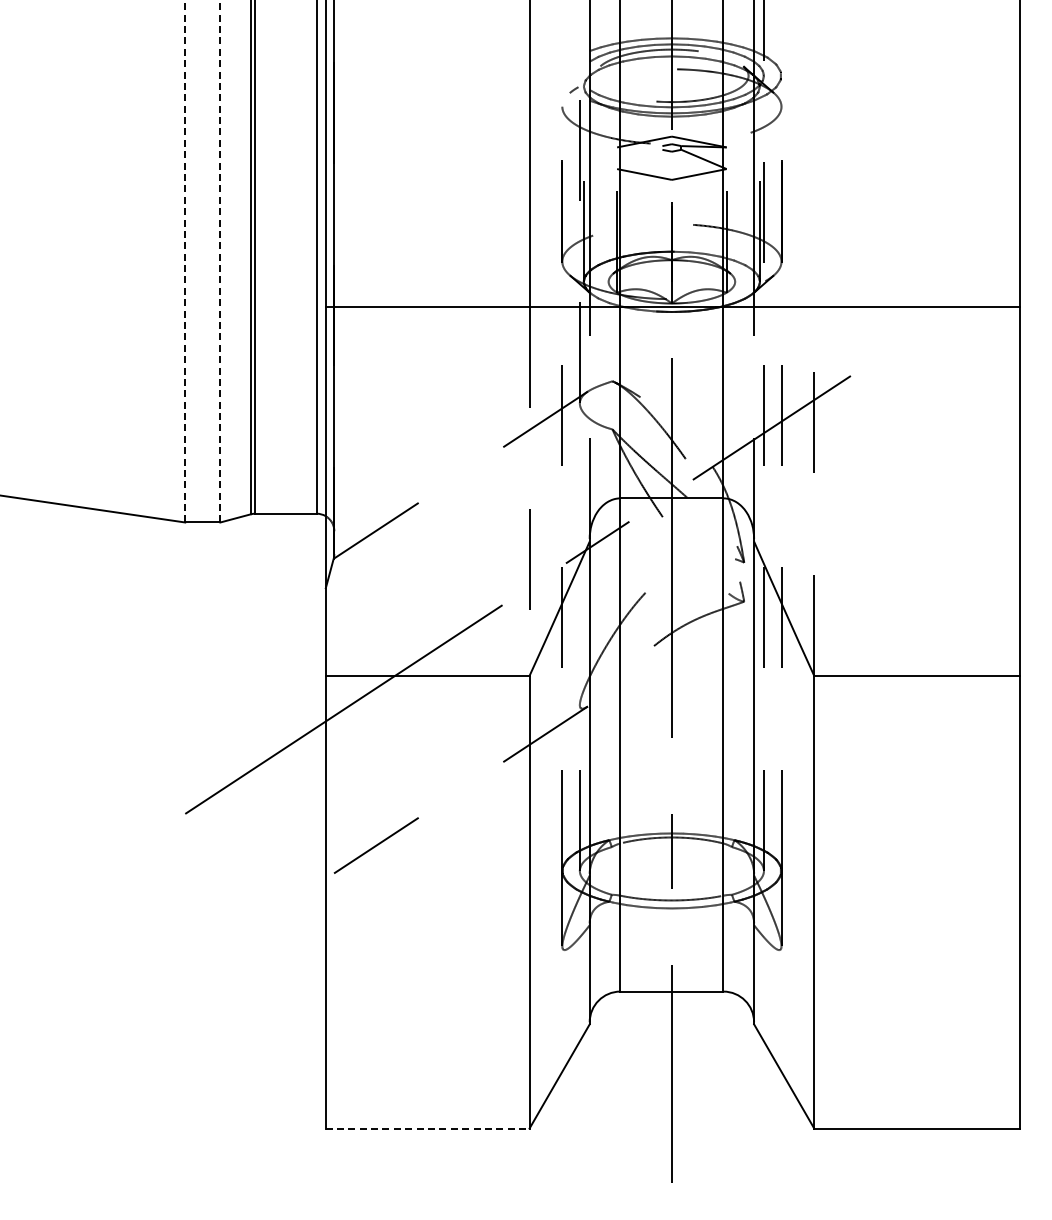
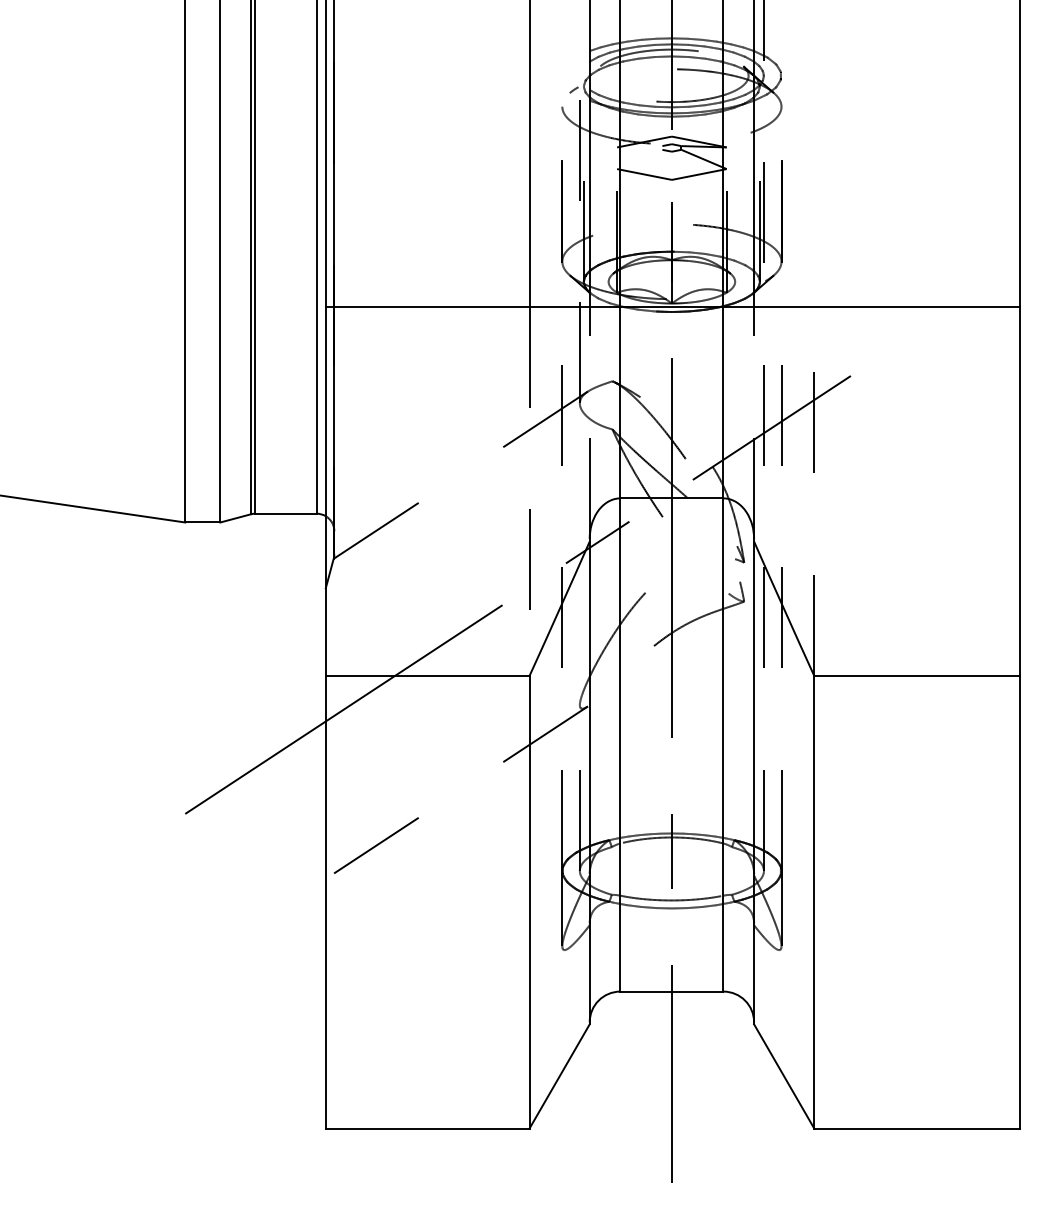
line: dashed -> solid (185, 261)
line: dashed -> solid (220, 261)
line: dashed -> solid (427, 1128)
